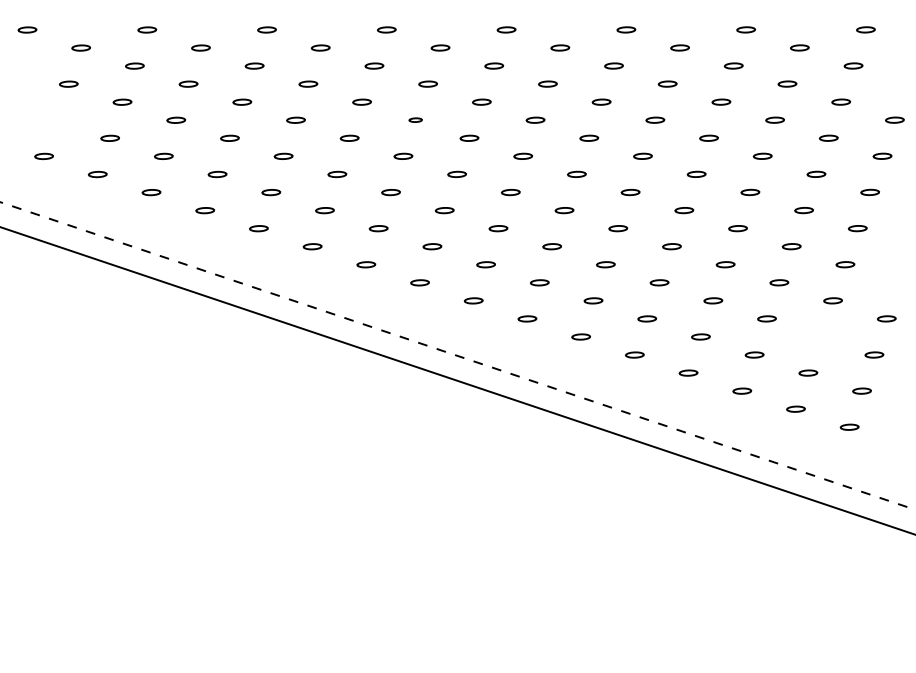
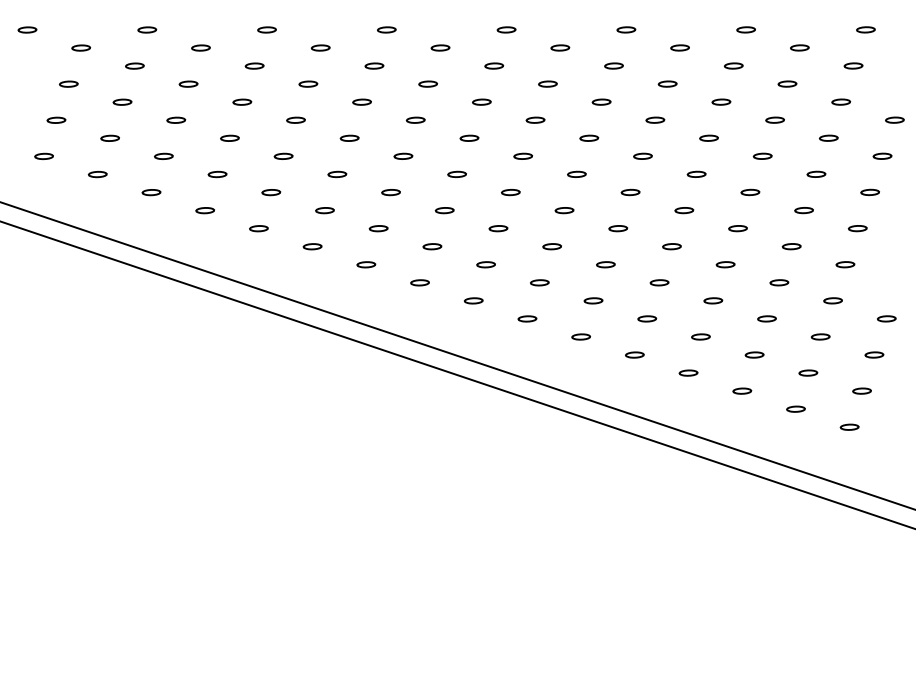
part: none -> present (56, 119)
part size: 15x6 px -> 21x8 px (415, 119)
part: none -> present (820, 336)
line: dashed -> solid (458, 356)
line position: (457, 380) -> (457, 375) (457, 375)
